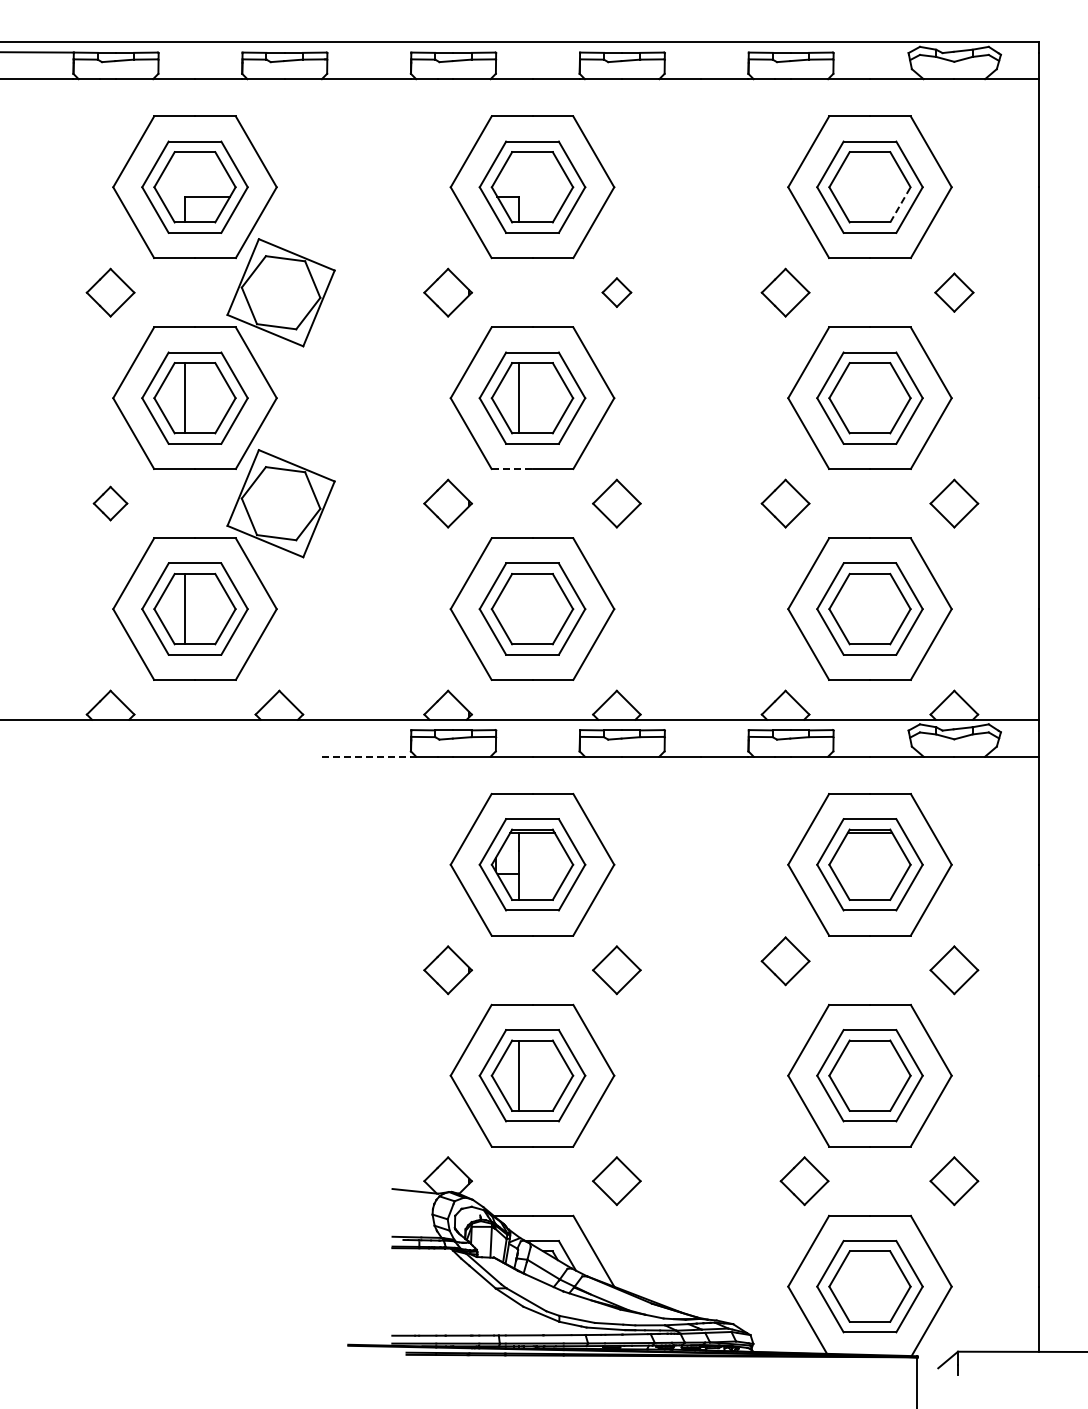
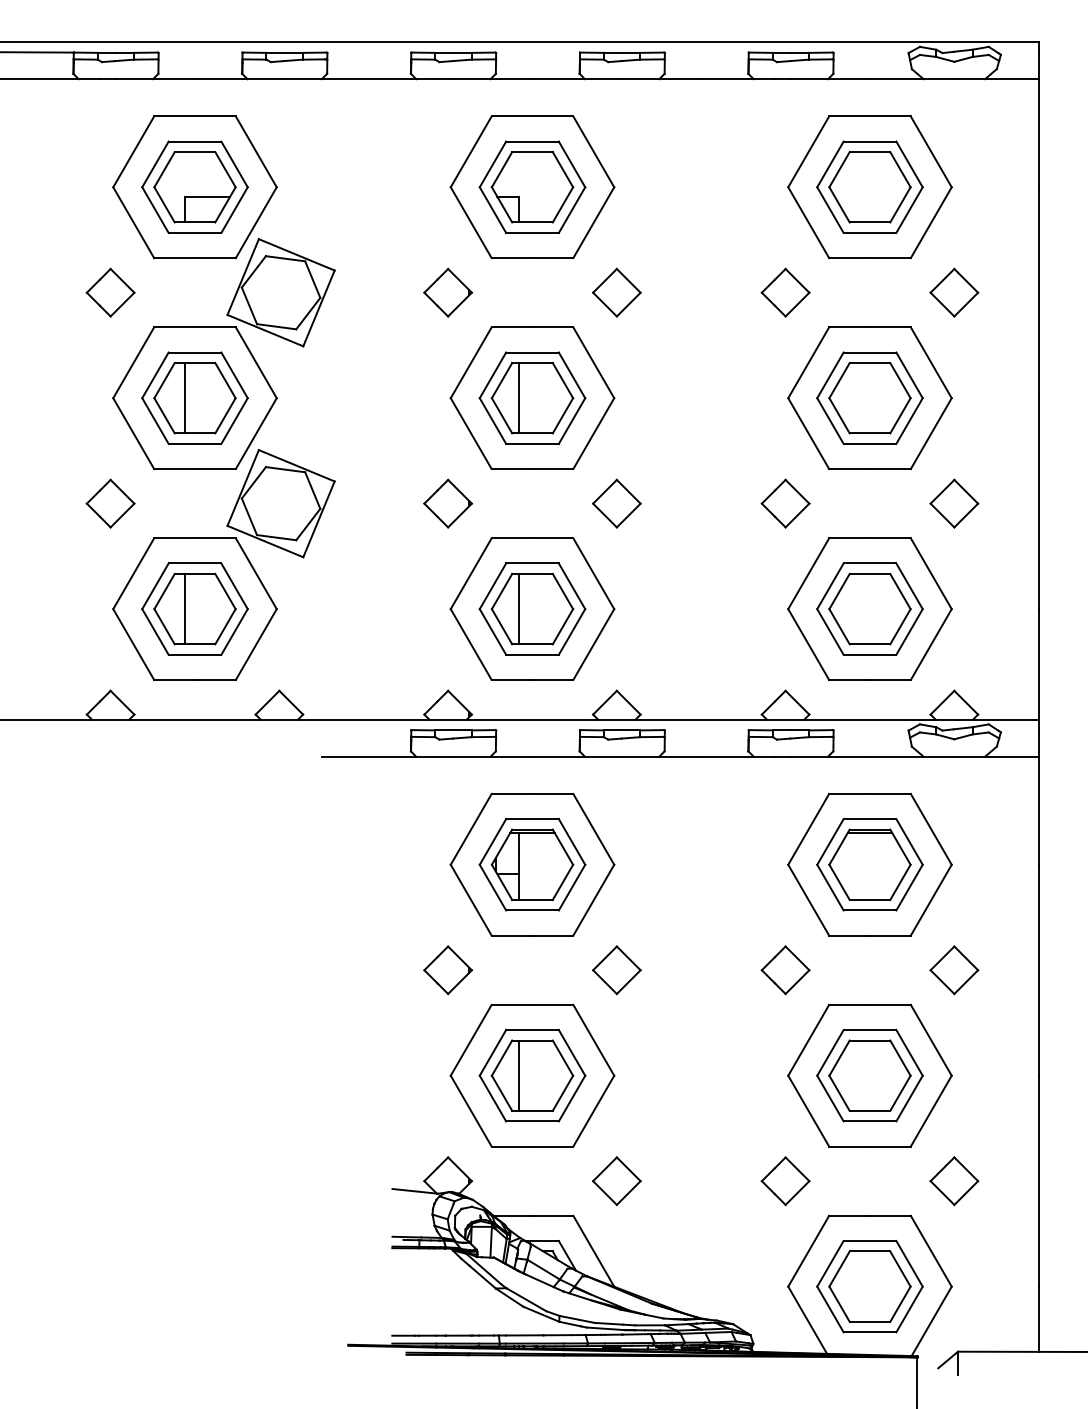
line: dashed -> solid (900, 204)
part size: 32x31 px -> 50x51 px (616, 292)
part size: 41x41 px -> 51x51 px (954, 292)
line: dashed -> solid (512, 468)
part size: 37x37 px -> 51x51 px (110, 503)
line: none -> present (519, 608)
line: dashed -> solid (366, 756)
part position: (785, 961) -> (785, 970) (785, 970)
part position: (804, 1181) -> (785, 1181) (785, 1181)
